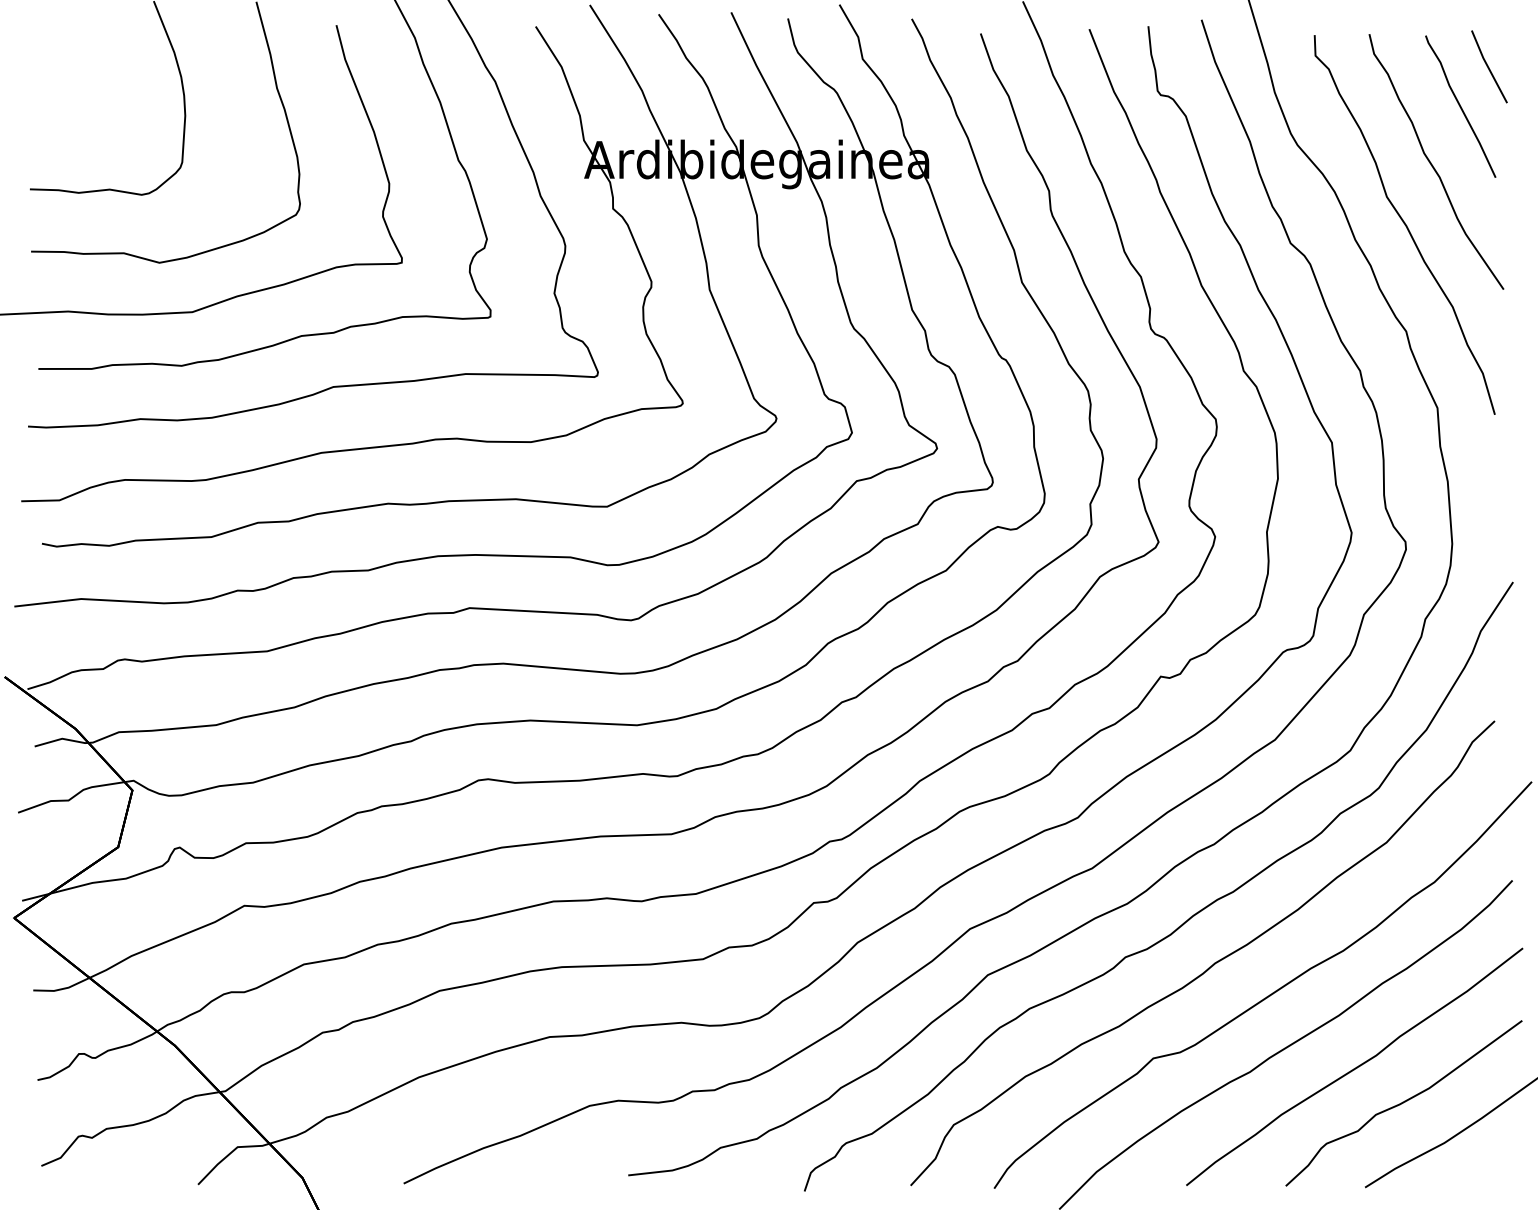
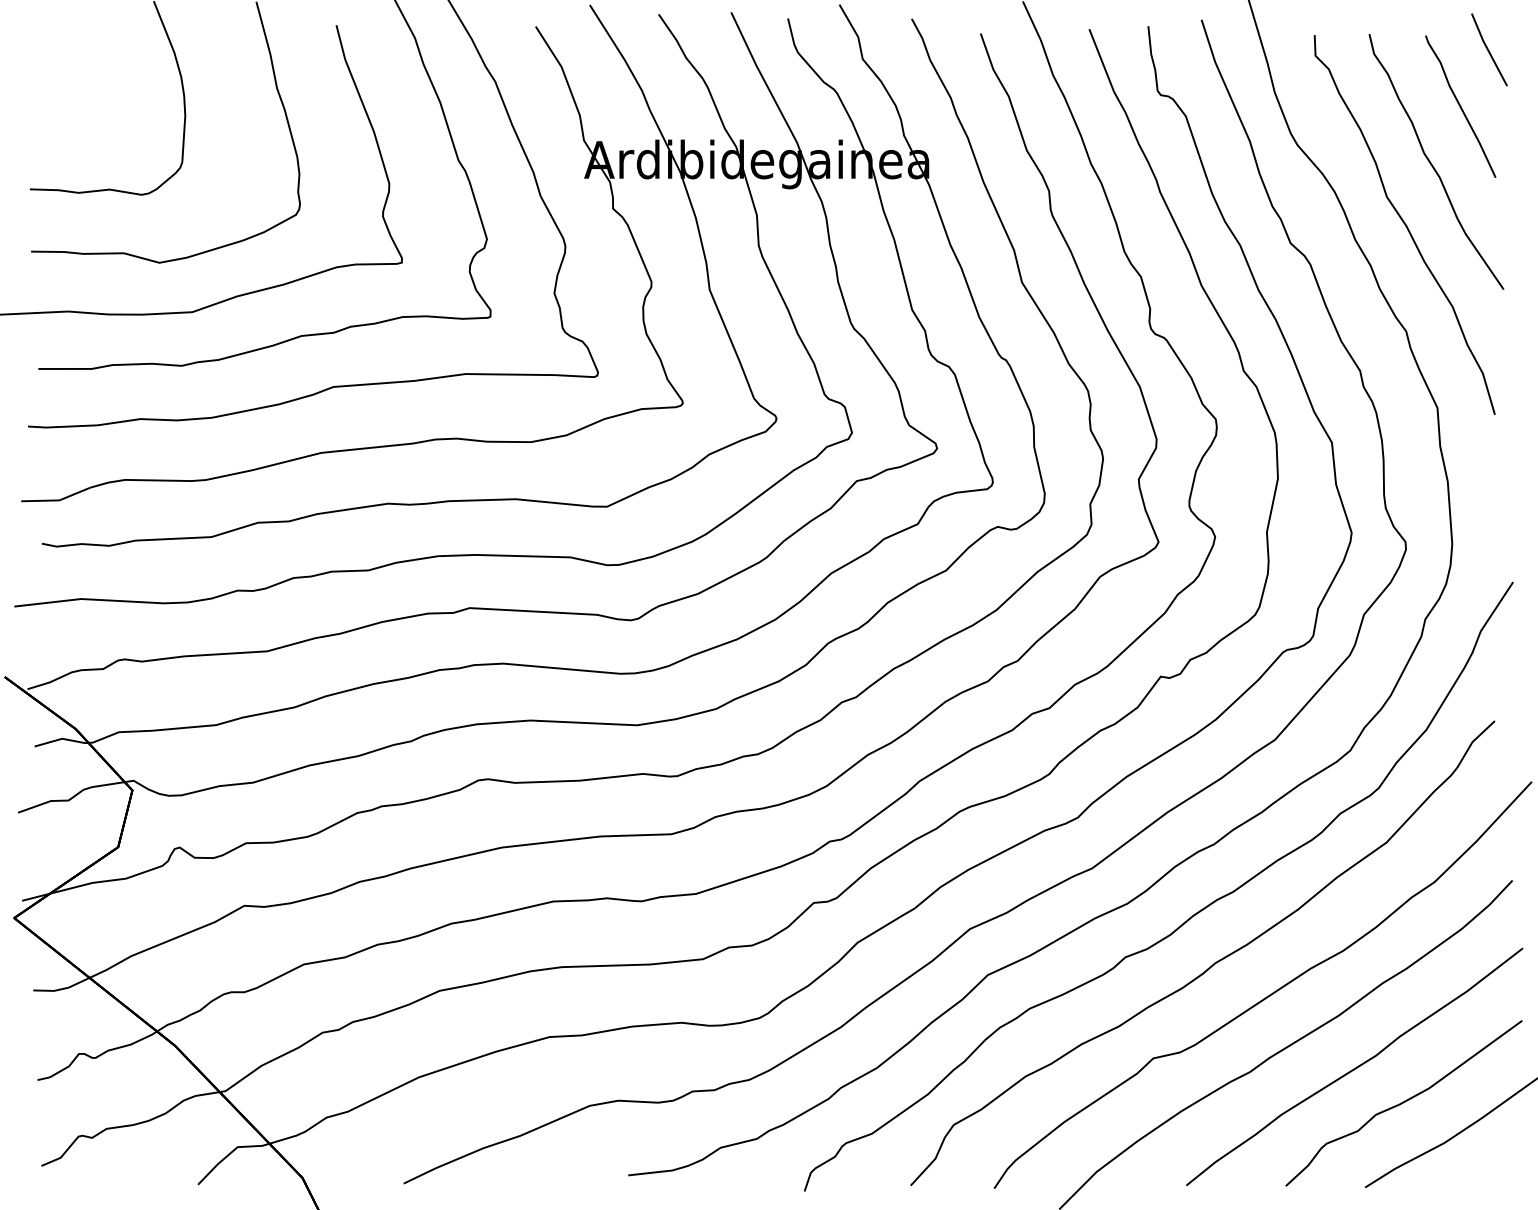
line position: (1488, 66) -> (1488, 49) (1488, 49)
